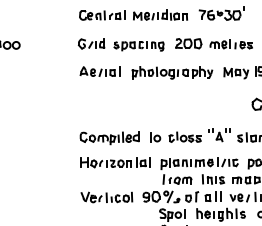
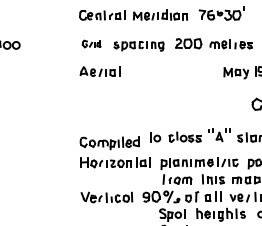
part size: 29x12 px -> 21x10 px (91, 43)
part: present -> none (172, 72)
part position: (109, 138) -> (109, 143) (109, 143)
